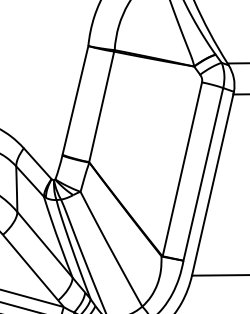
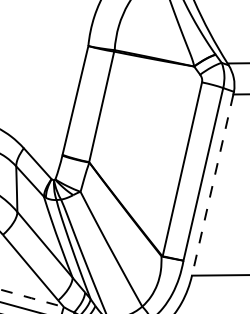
line: solid -> dashed (212, 185)
arc: solid -> dashed (32, 298)
